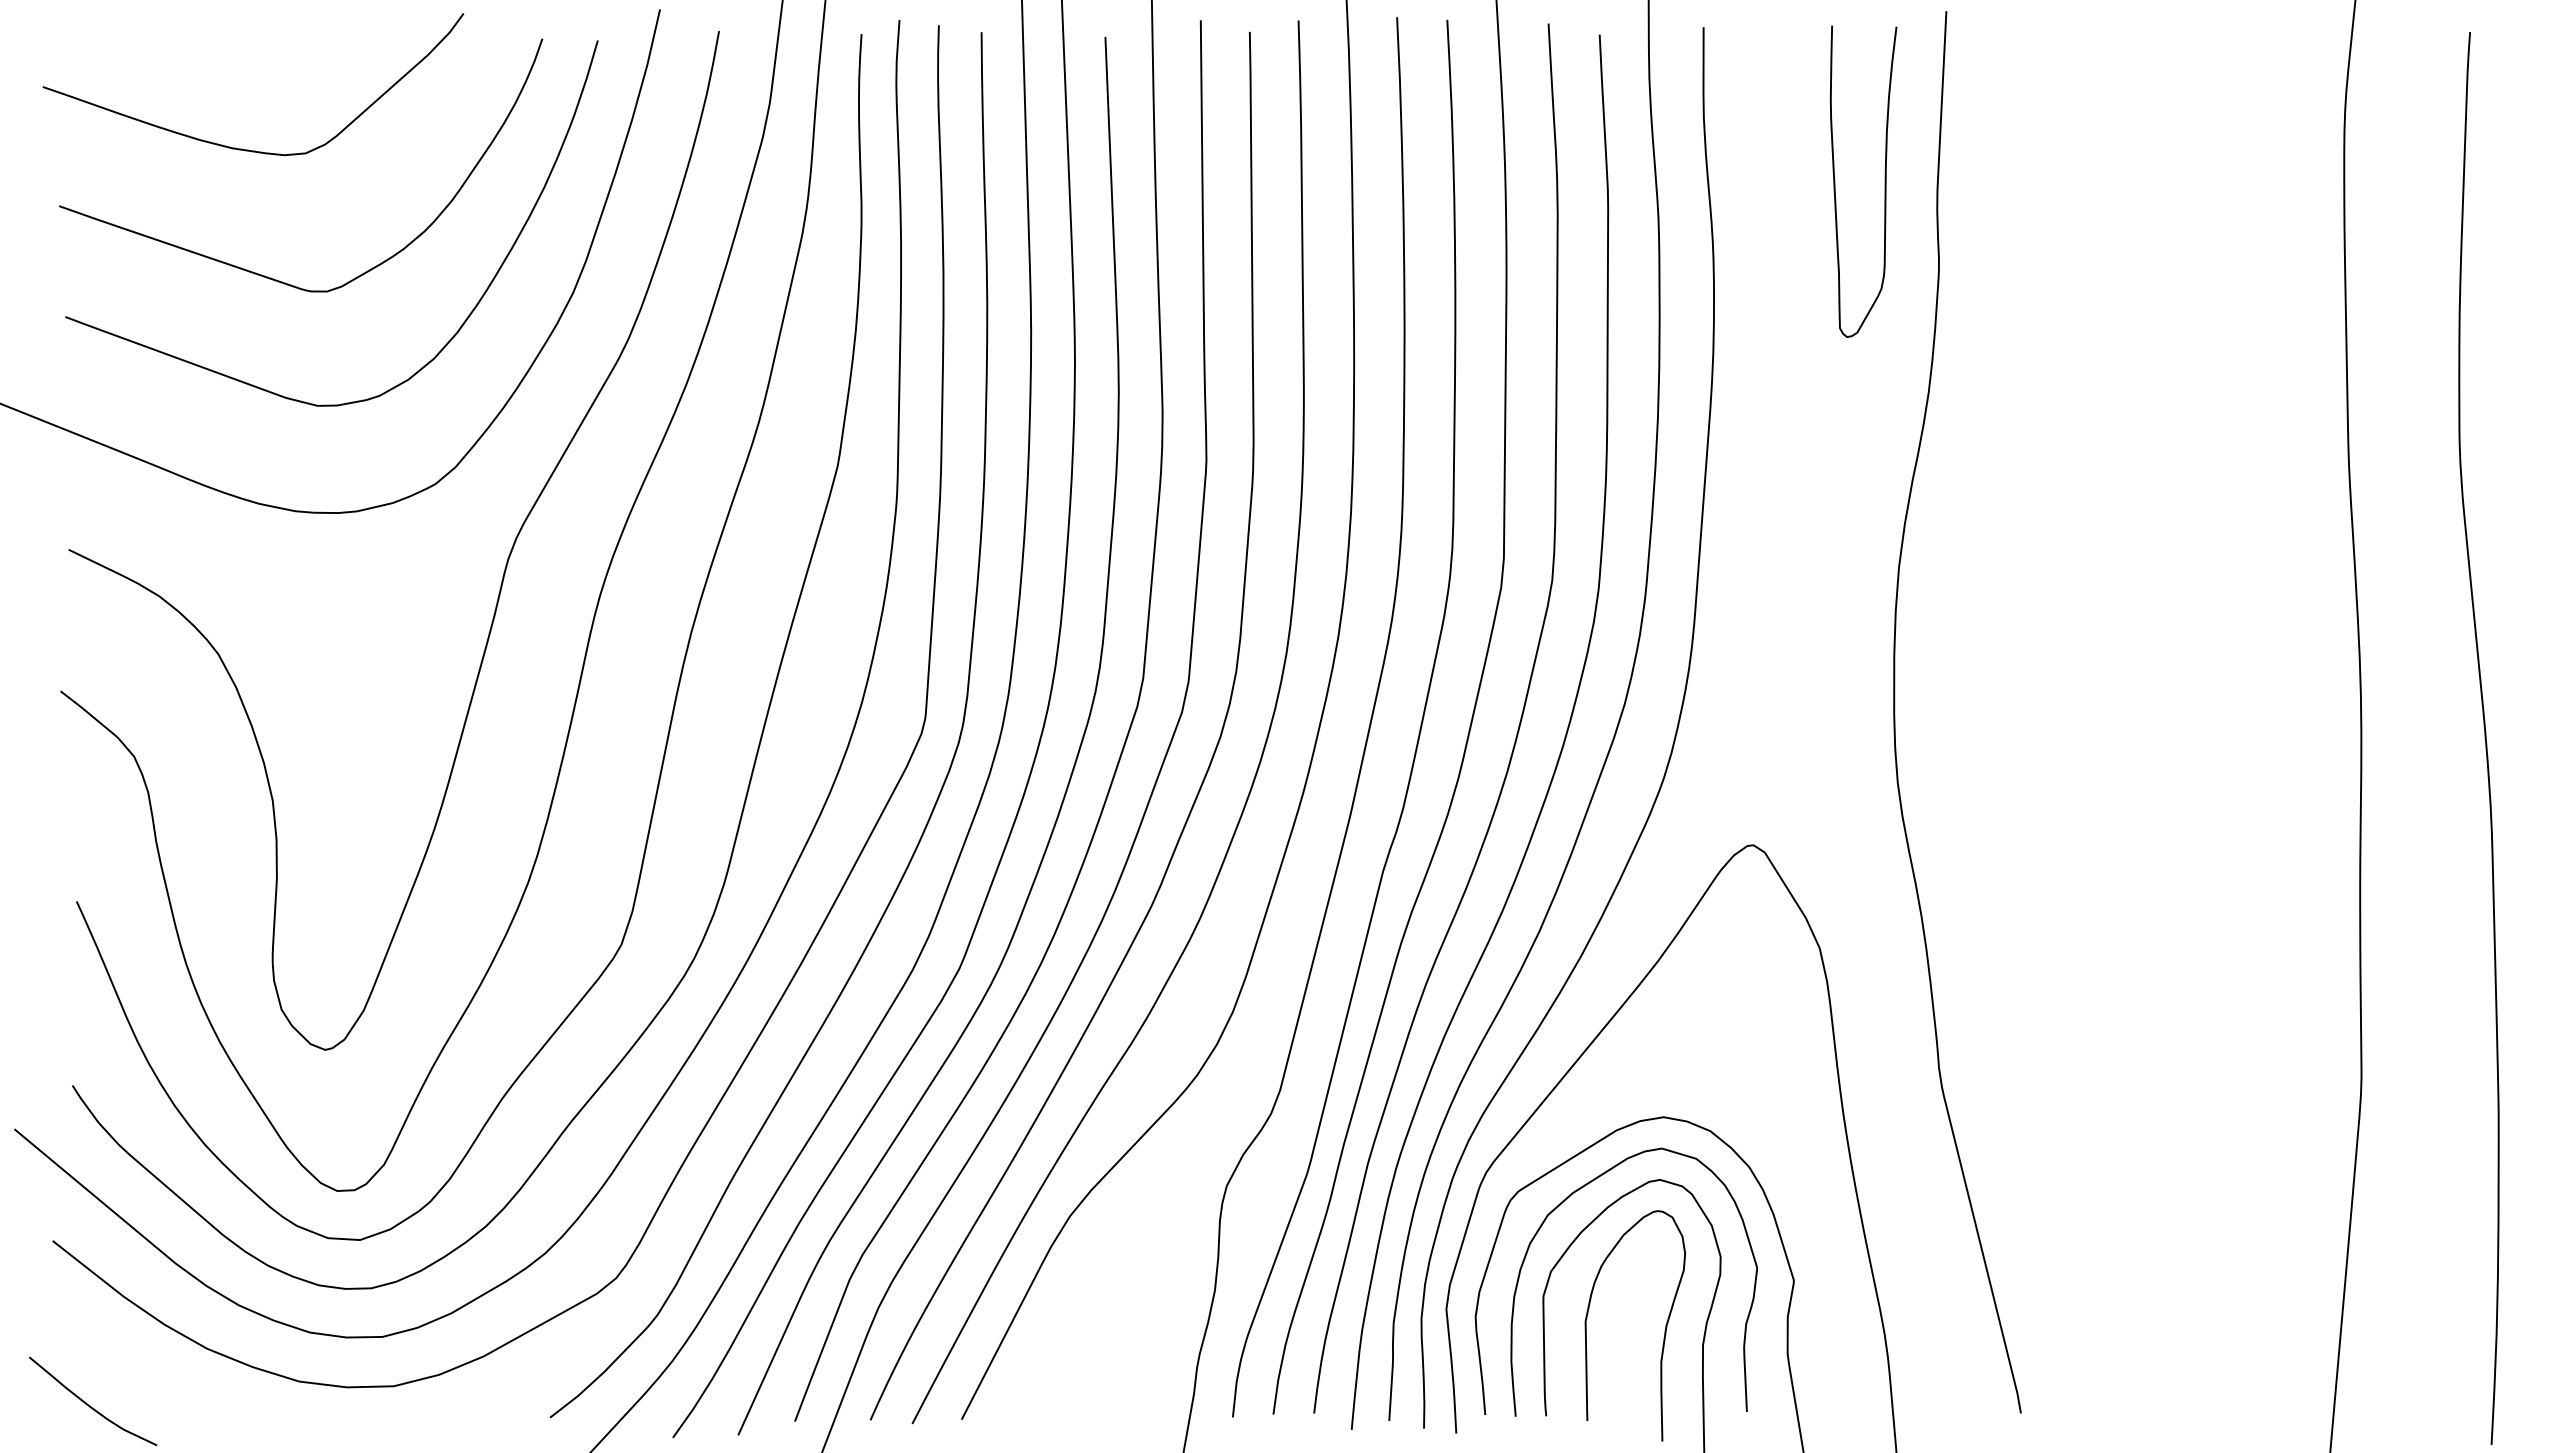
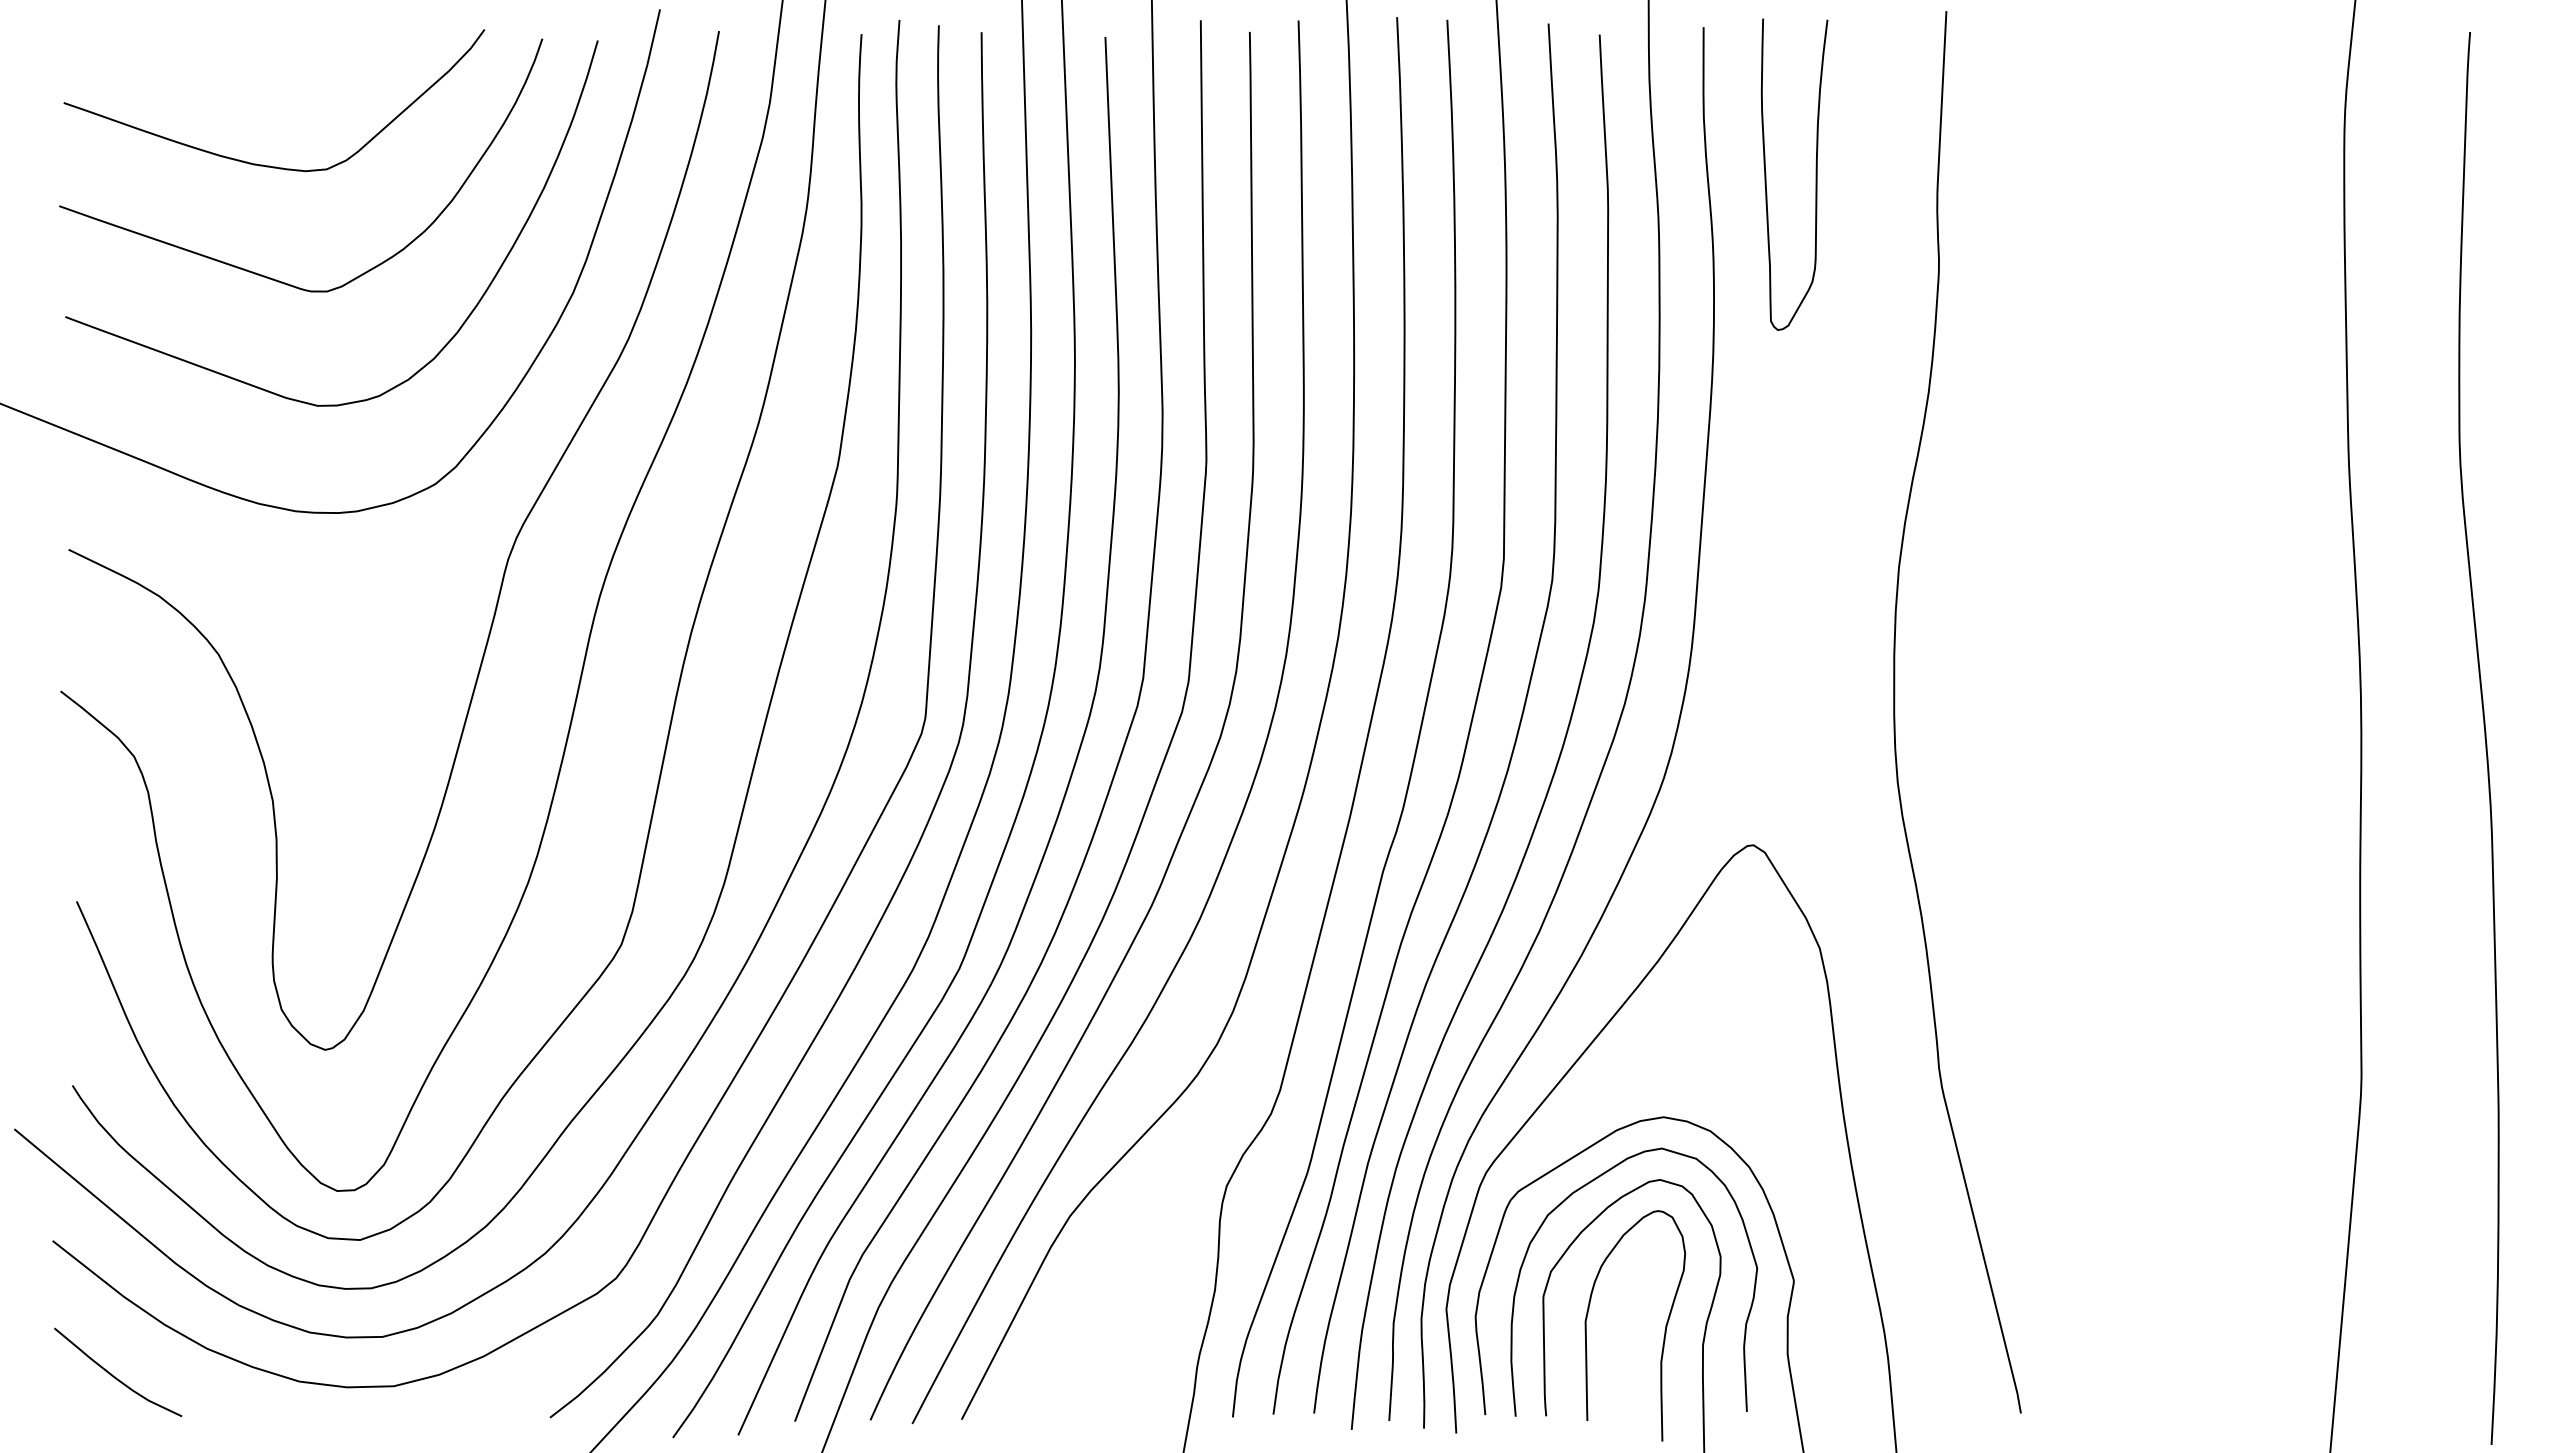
curve position: (242, 148) -> (263, 164) (263, 164)
curve position: (1884, 181) -> (1815, 174) (1815, 174)
curve position: (90, 1405) -> (115, 1376) (115, 1376)
